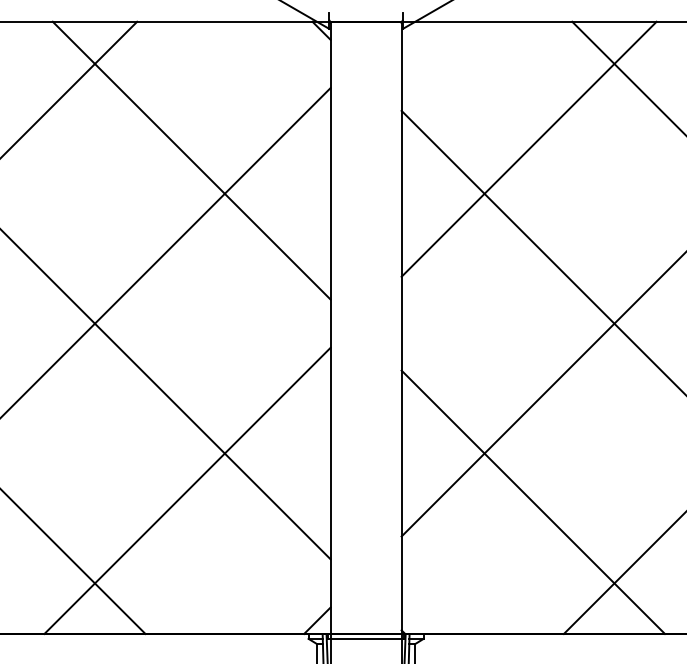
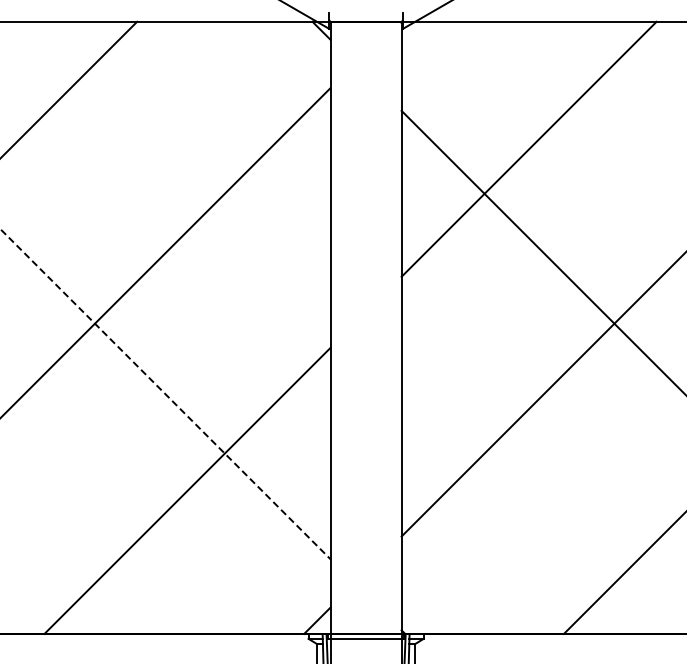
line: present -> none (627, 76)
line: present -> none (191, 160)
line: solid -> dashed (165, 394)
line: present -> none (532, 501)
line: present -> none (73, 562)
